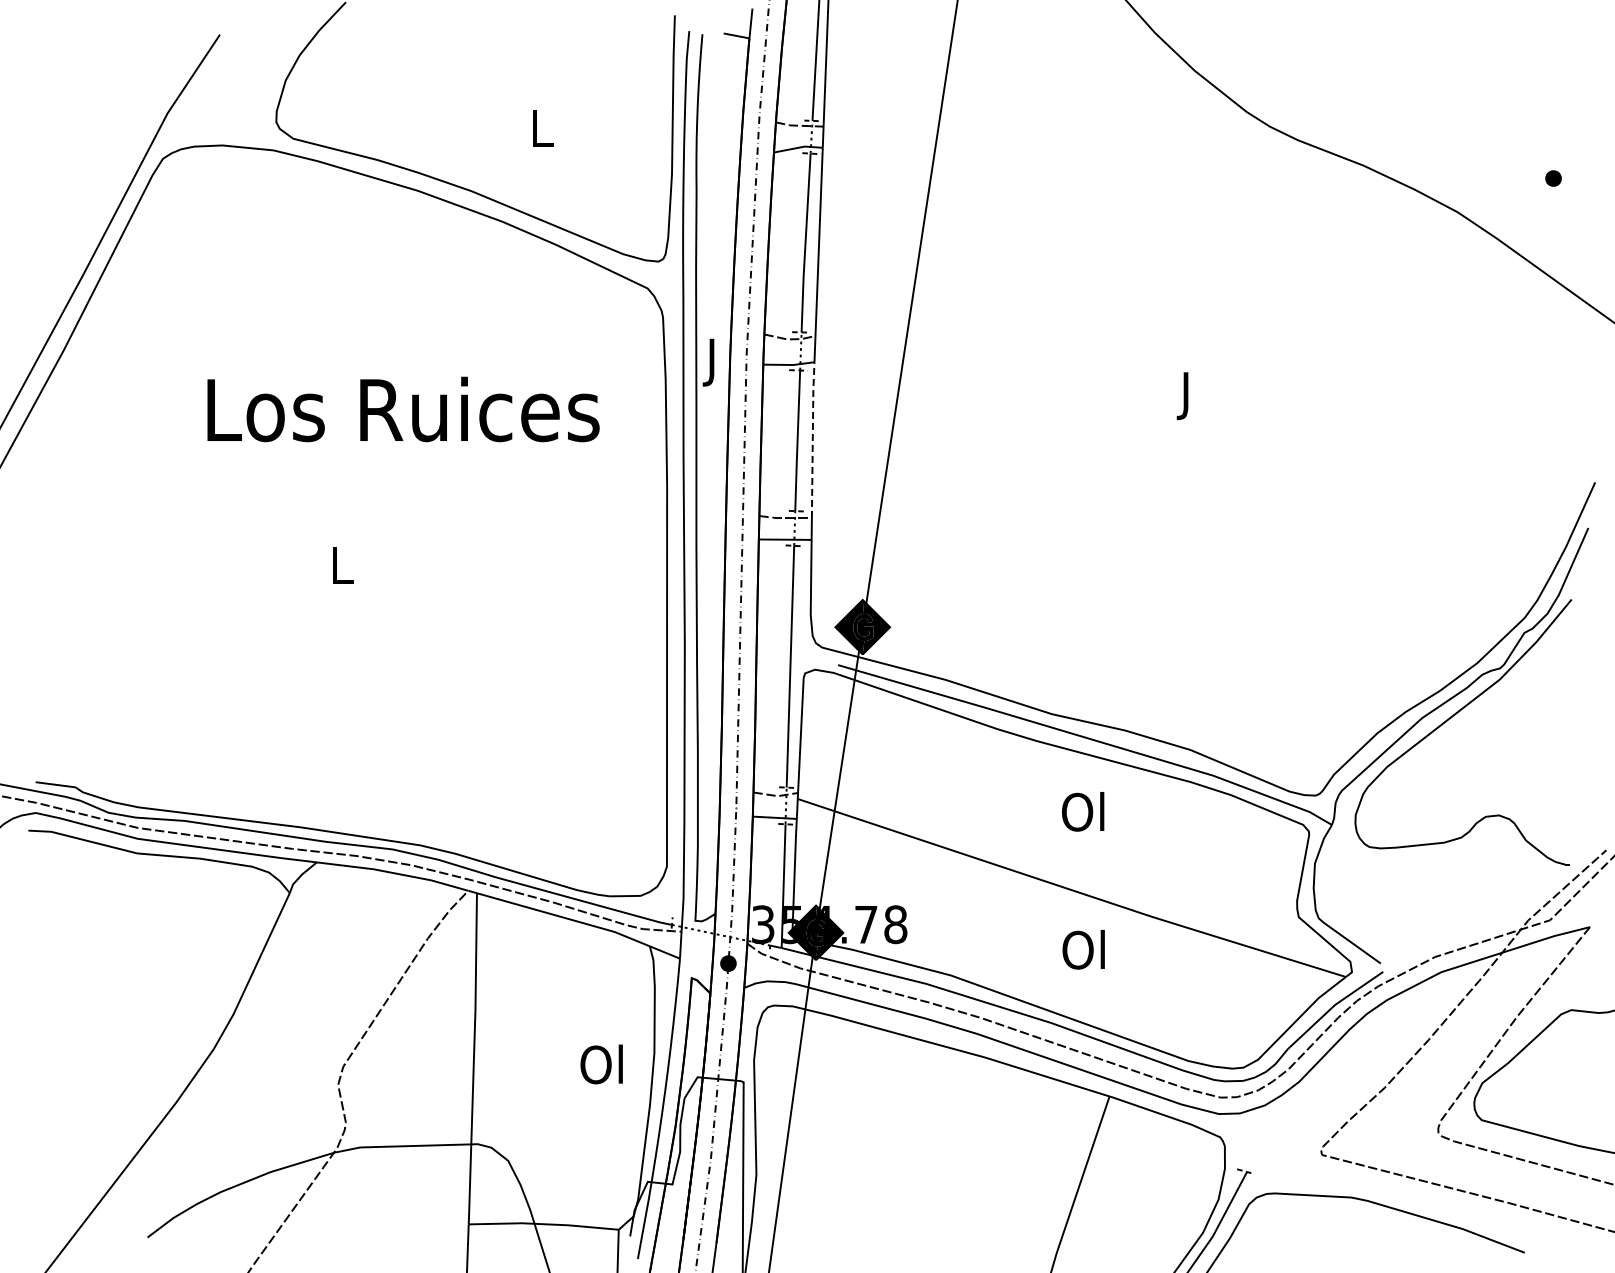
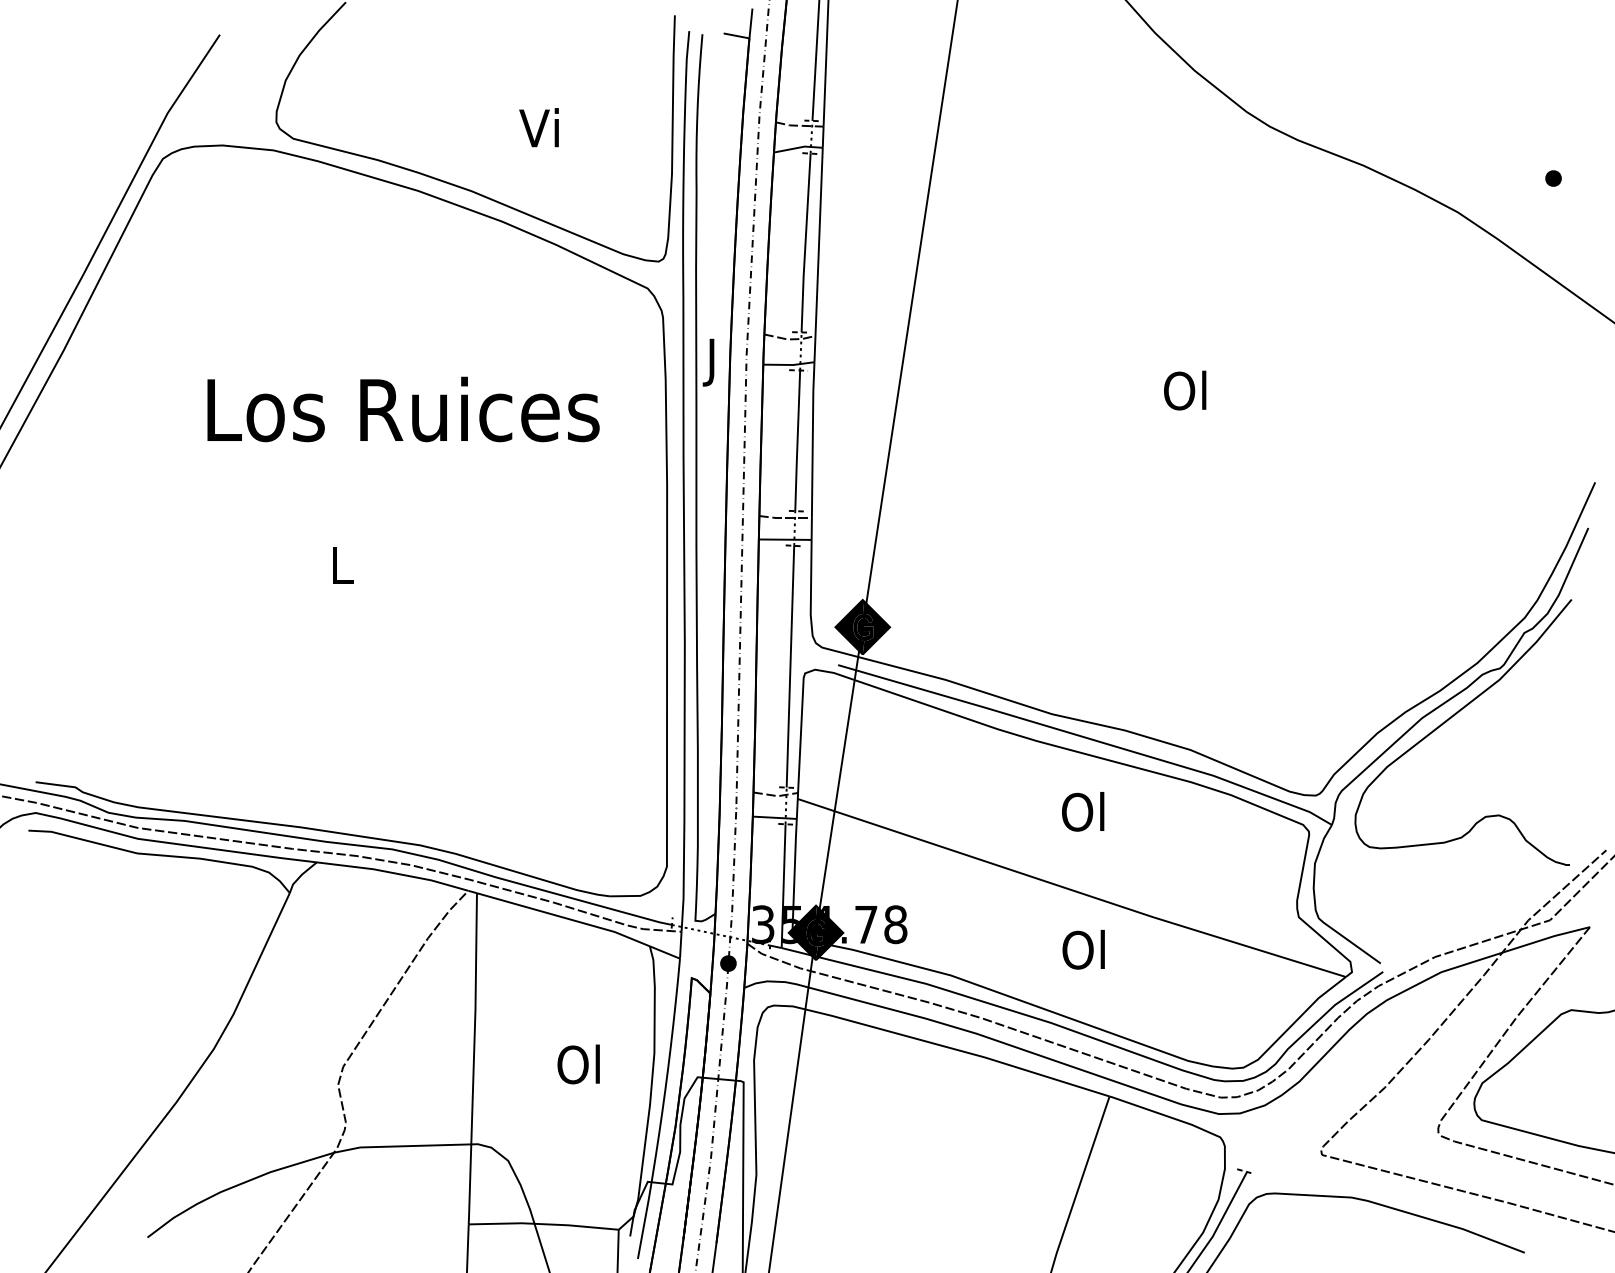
text: L -> Vi (538, 127)
text: J -> Ol (1185, 395)
line: dashed -> solid (812, 439)
text position: (601, 1064) -> (578, 1064) (578, 1064)
